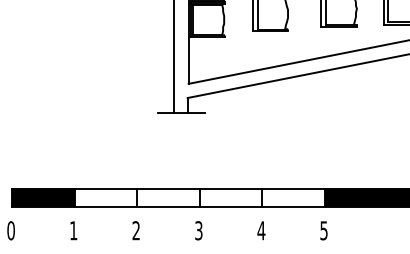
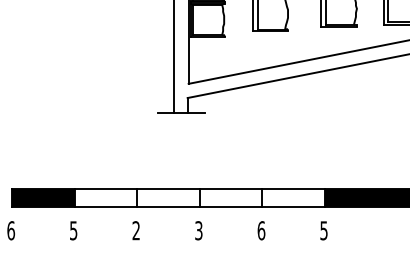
text: 0 -> 6 (11, 230)
text: 1 -> 5 (73, 230)
text: 4 -> 6 (261, 230)
